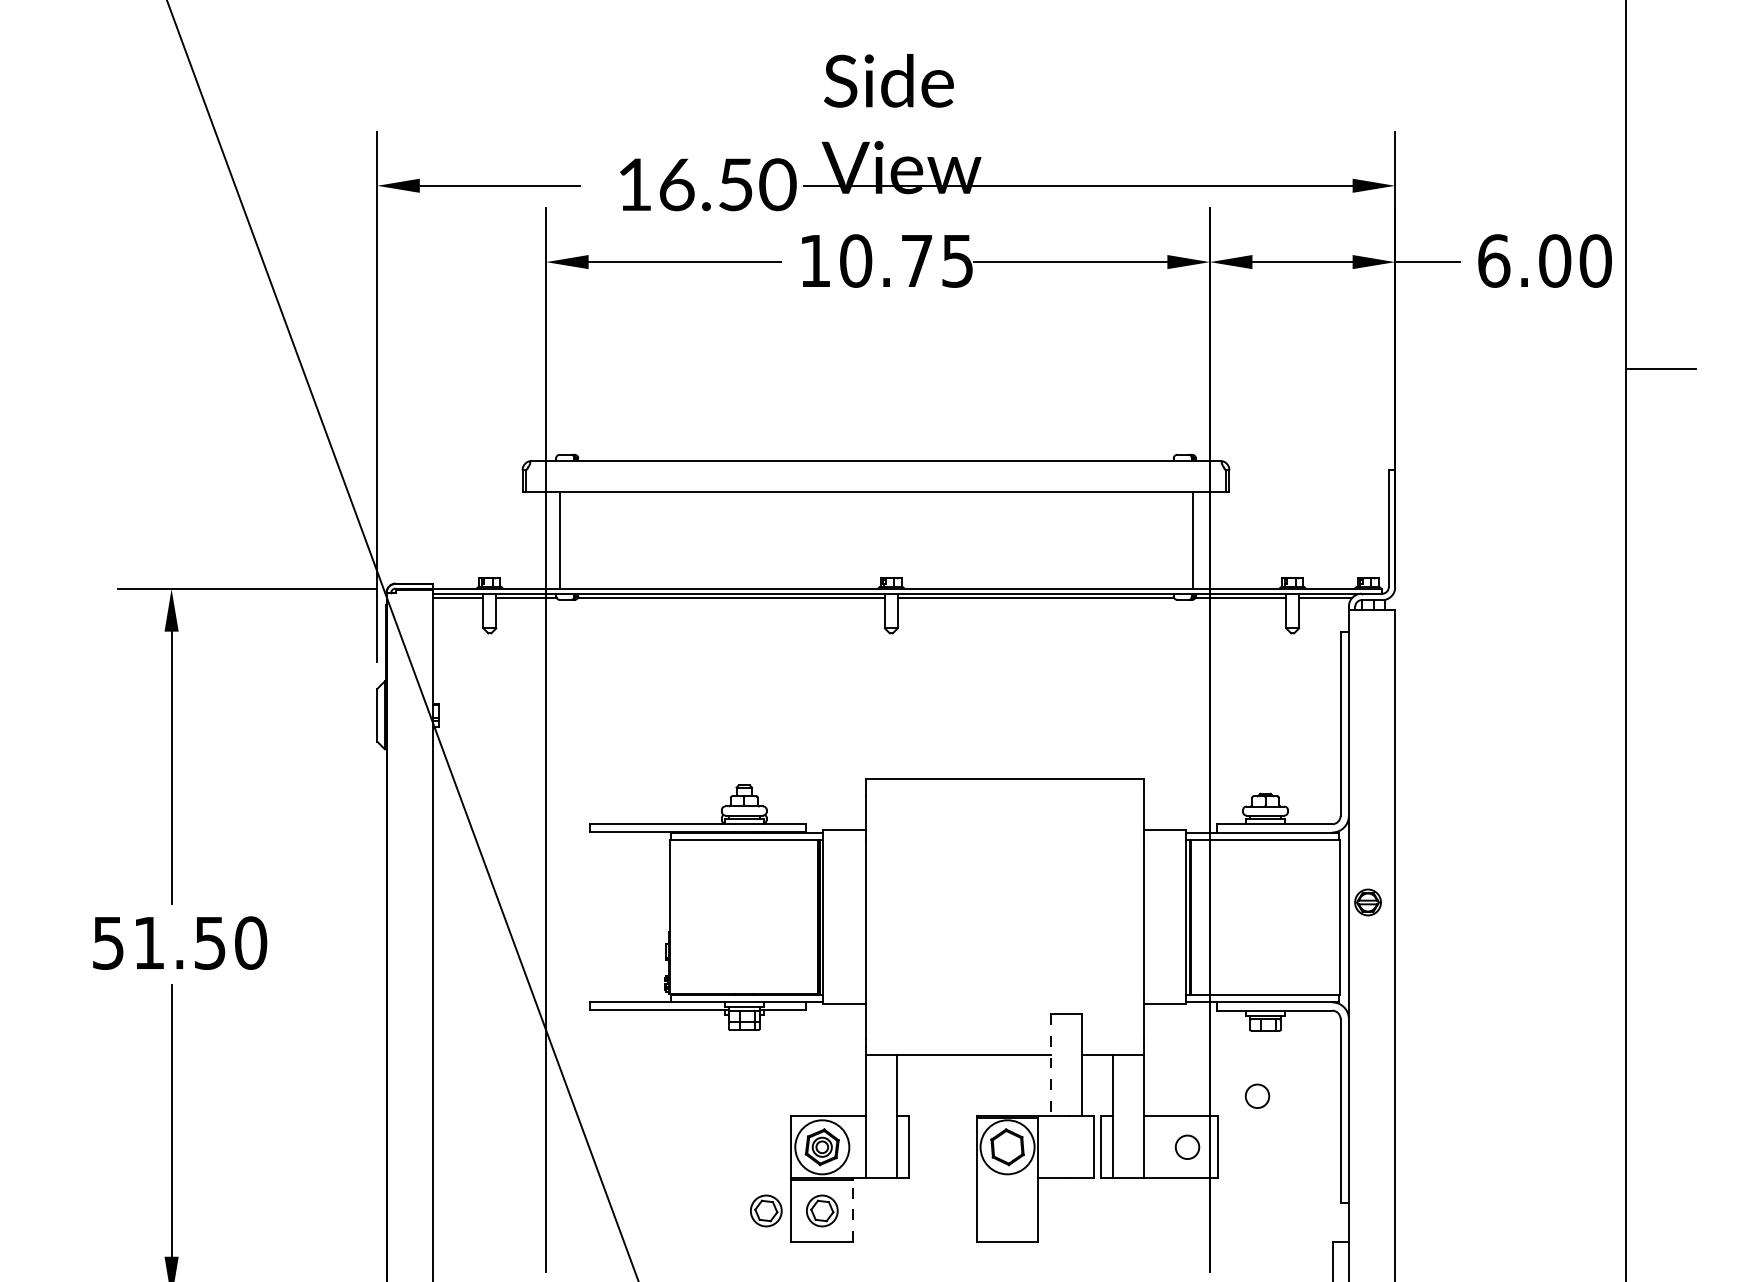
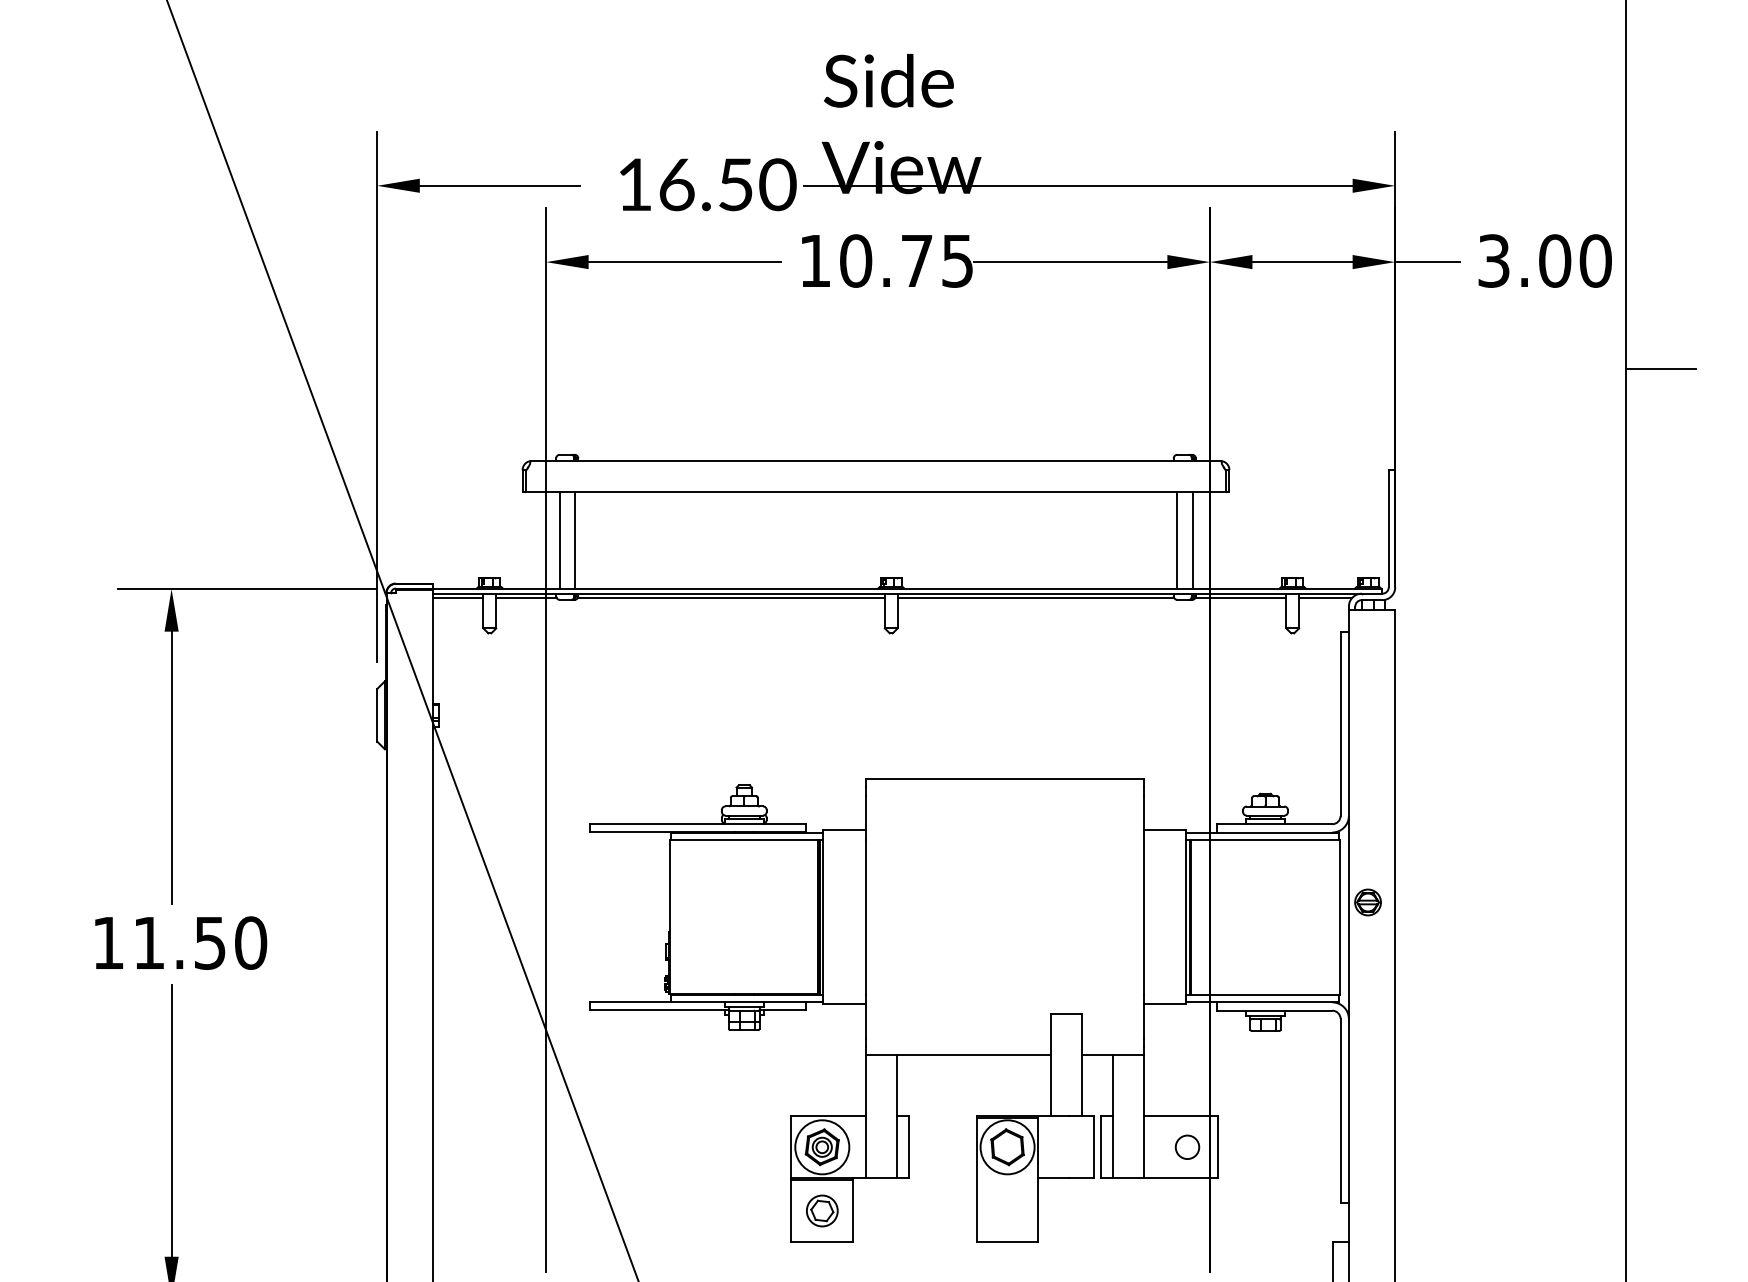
text: 6.00 -> 3.00 (1494, 260)
line: none -> present (574, 540)
line: none -> present (1177, 540)
text: 51.50 -> 11.50 (108, 943)
line: dashed -> solid (1051, 1065)
circle: present -> none (1257, 1095)
part: present -> none (766, 1210)
line: dashed -> solid (853, 1211)
